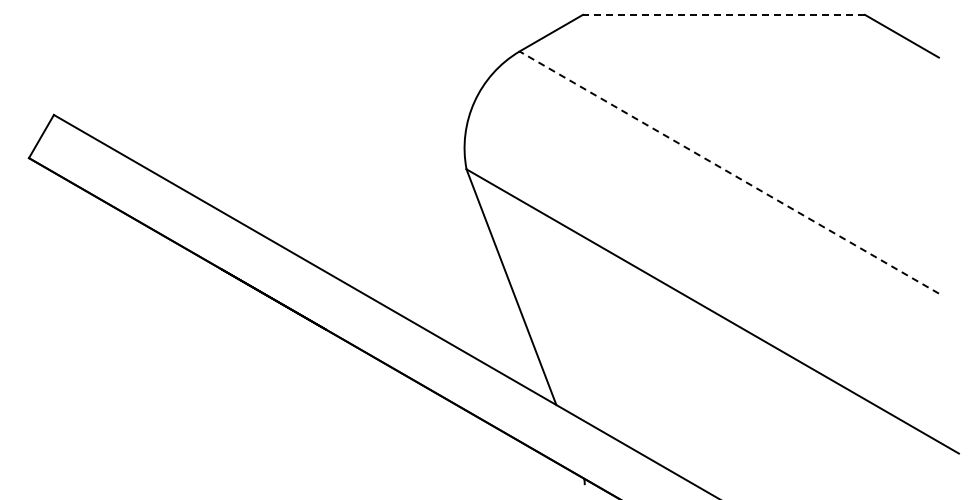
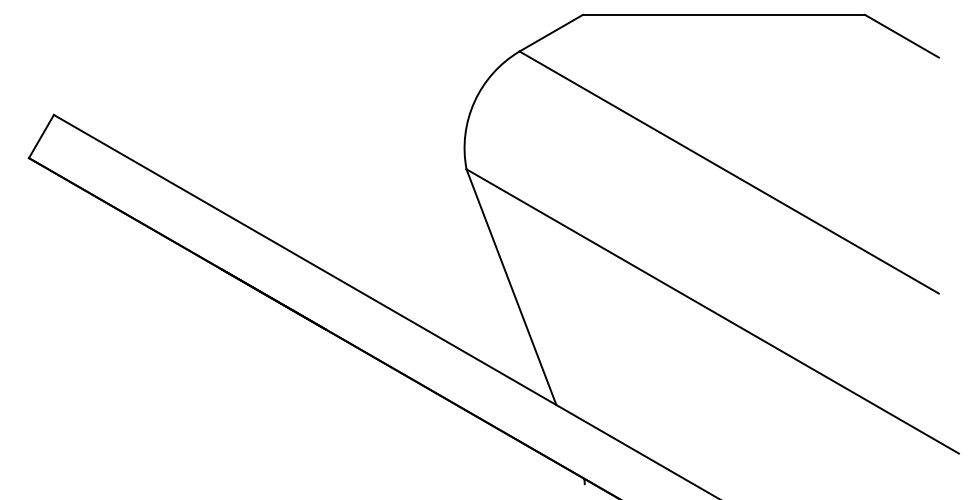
line: dashed -> solid (723, 14)
line: dashed -> solid (728, 172)
